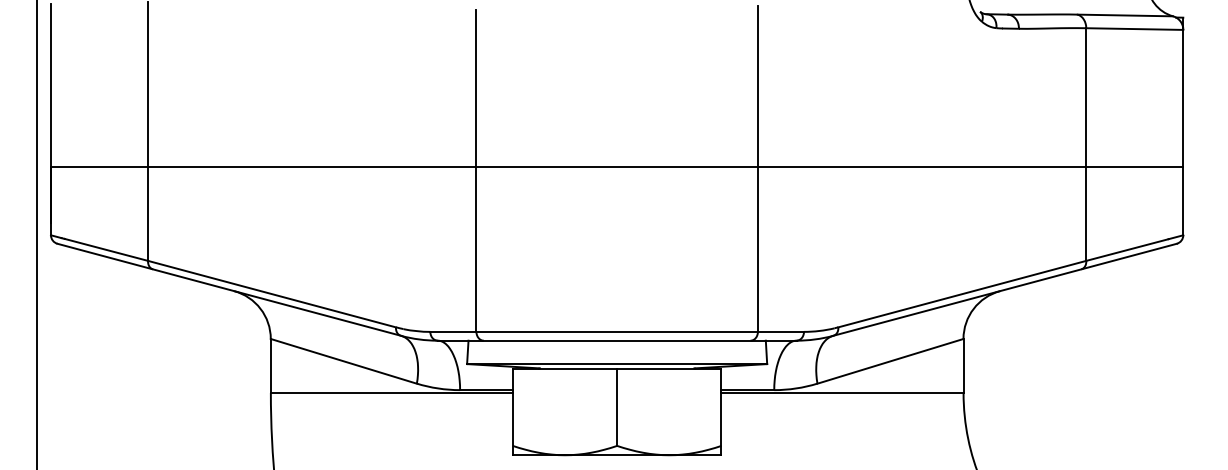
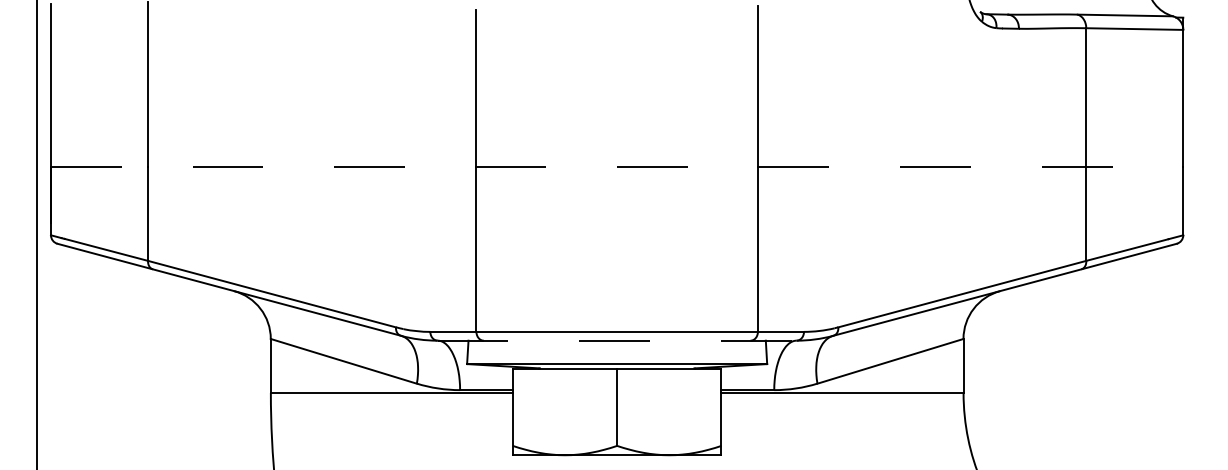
line: solid -> dashed (617, 166)
line: solid -> dashed (617, 340)
